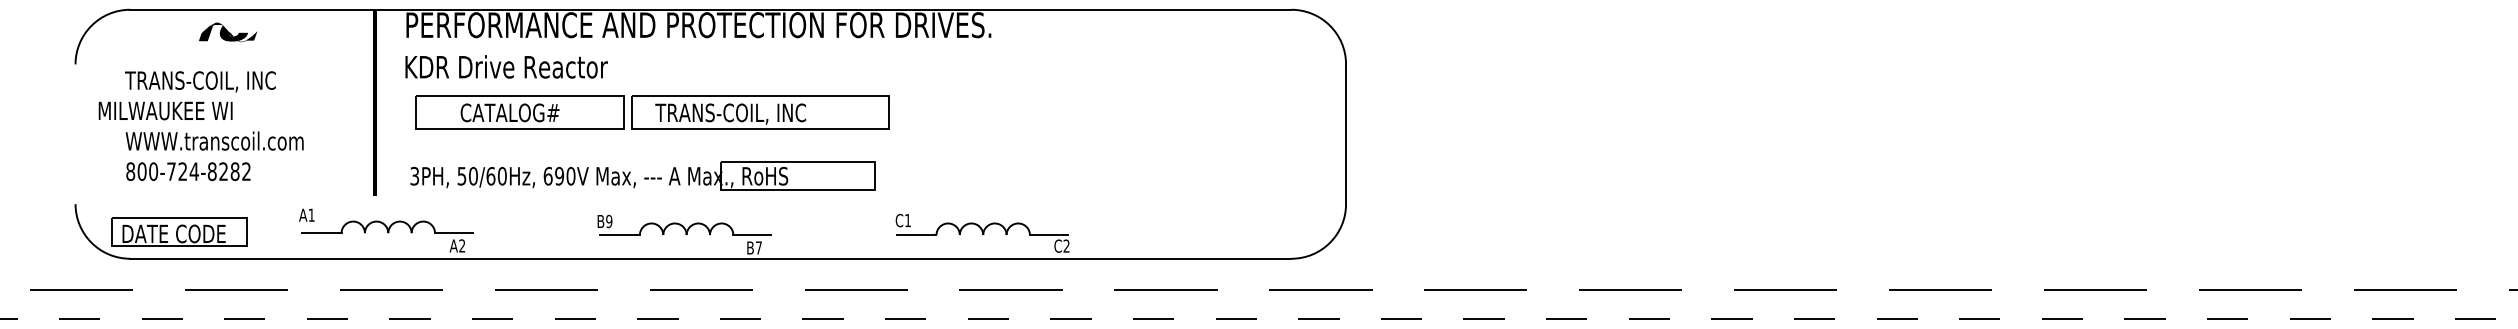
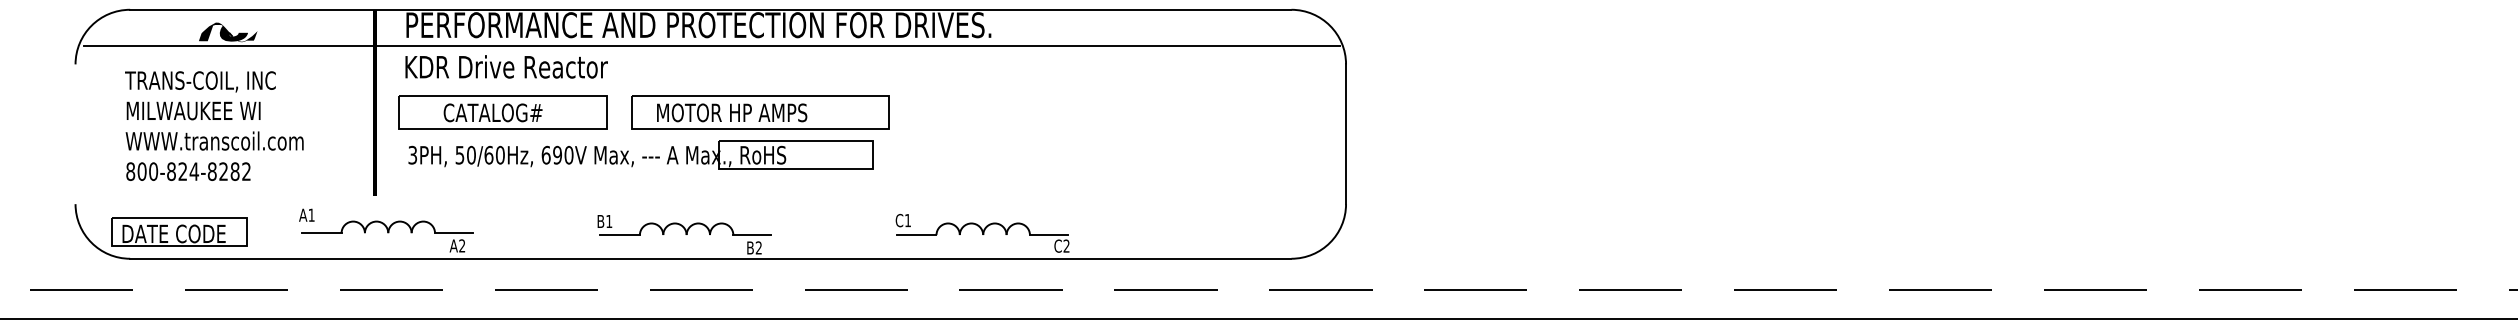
line: none -> present (711, 46)
text position: (165, 110) -> (193, 110) (193, 110)
part position: (519, 112) -> (502, 112) (502, 112)
text: TRANS-COIL, INC -> MOTOR HP AMPS (731, 113)
text: 800-724-8282 -> 800-824-8282 (171, 171)
part position: (642, 175) -> (640, 154) (640, 154)
text: B9 -> B1 (609, 221)
text: B7 -> B2 (758, 247)
line: dashed -> solid (1258, 319)
